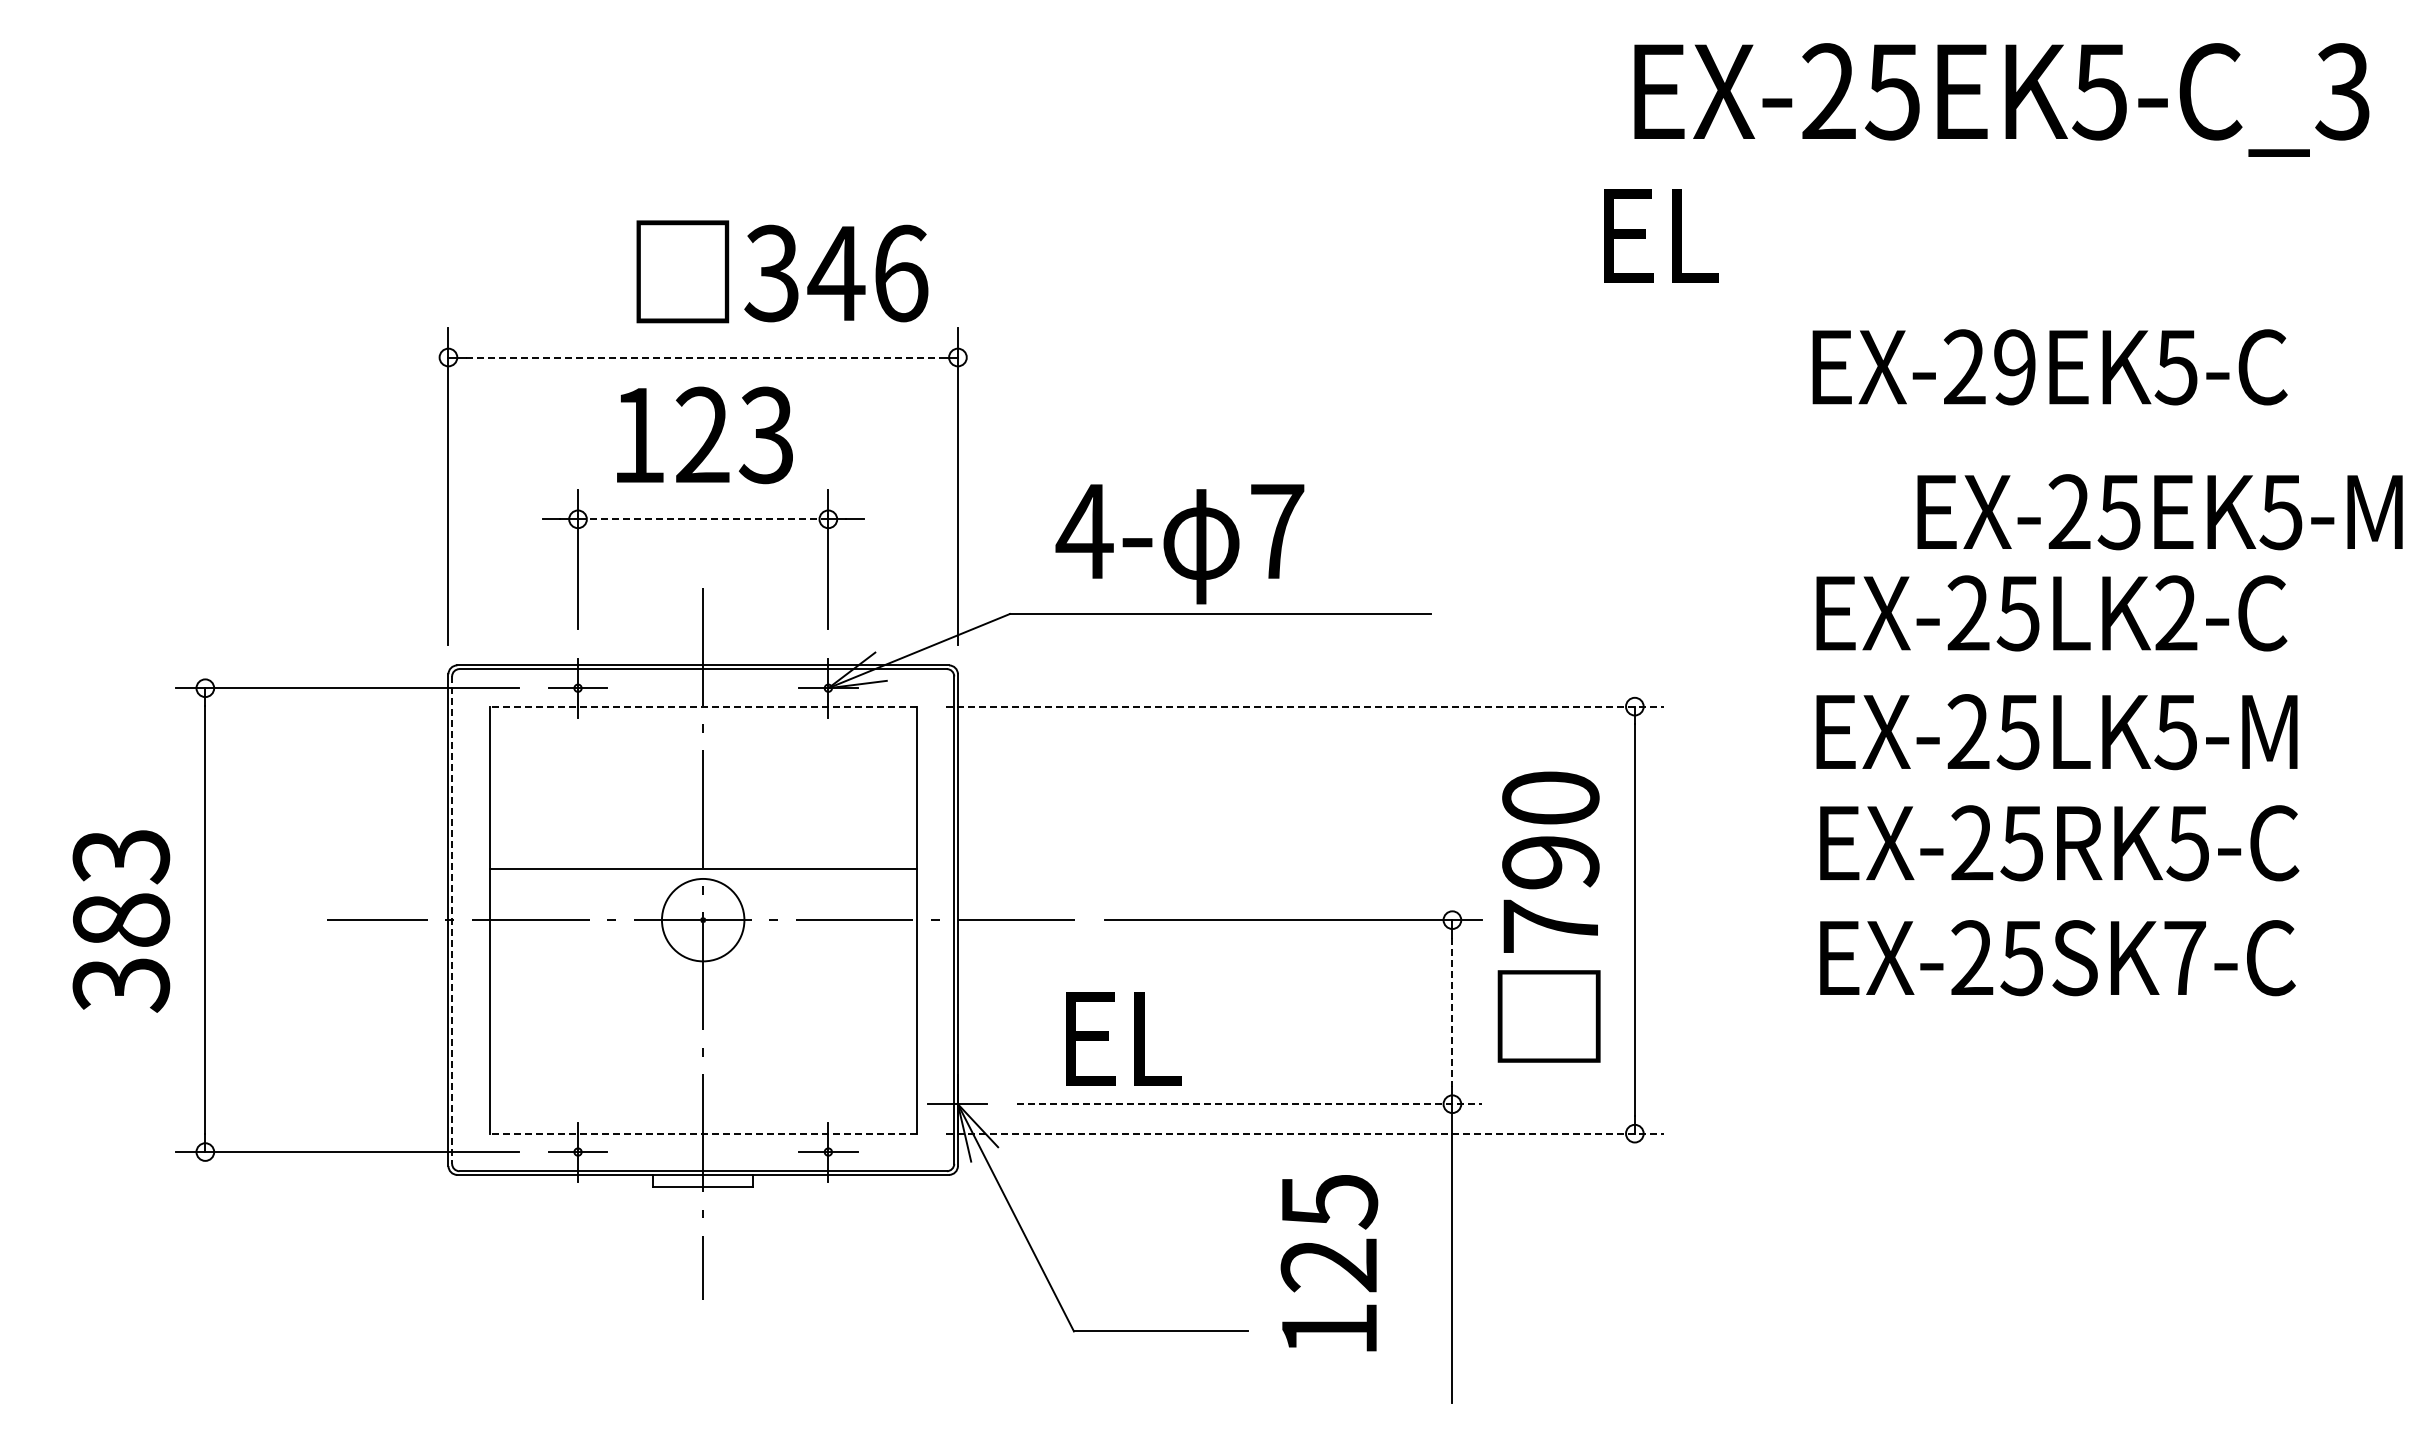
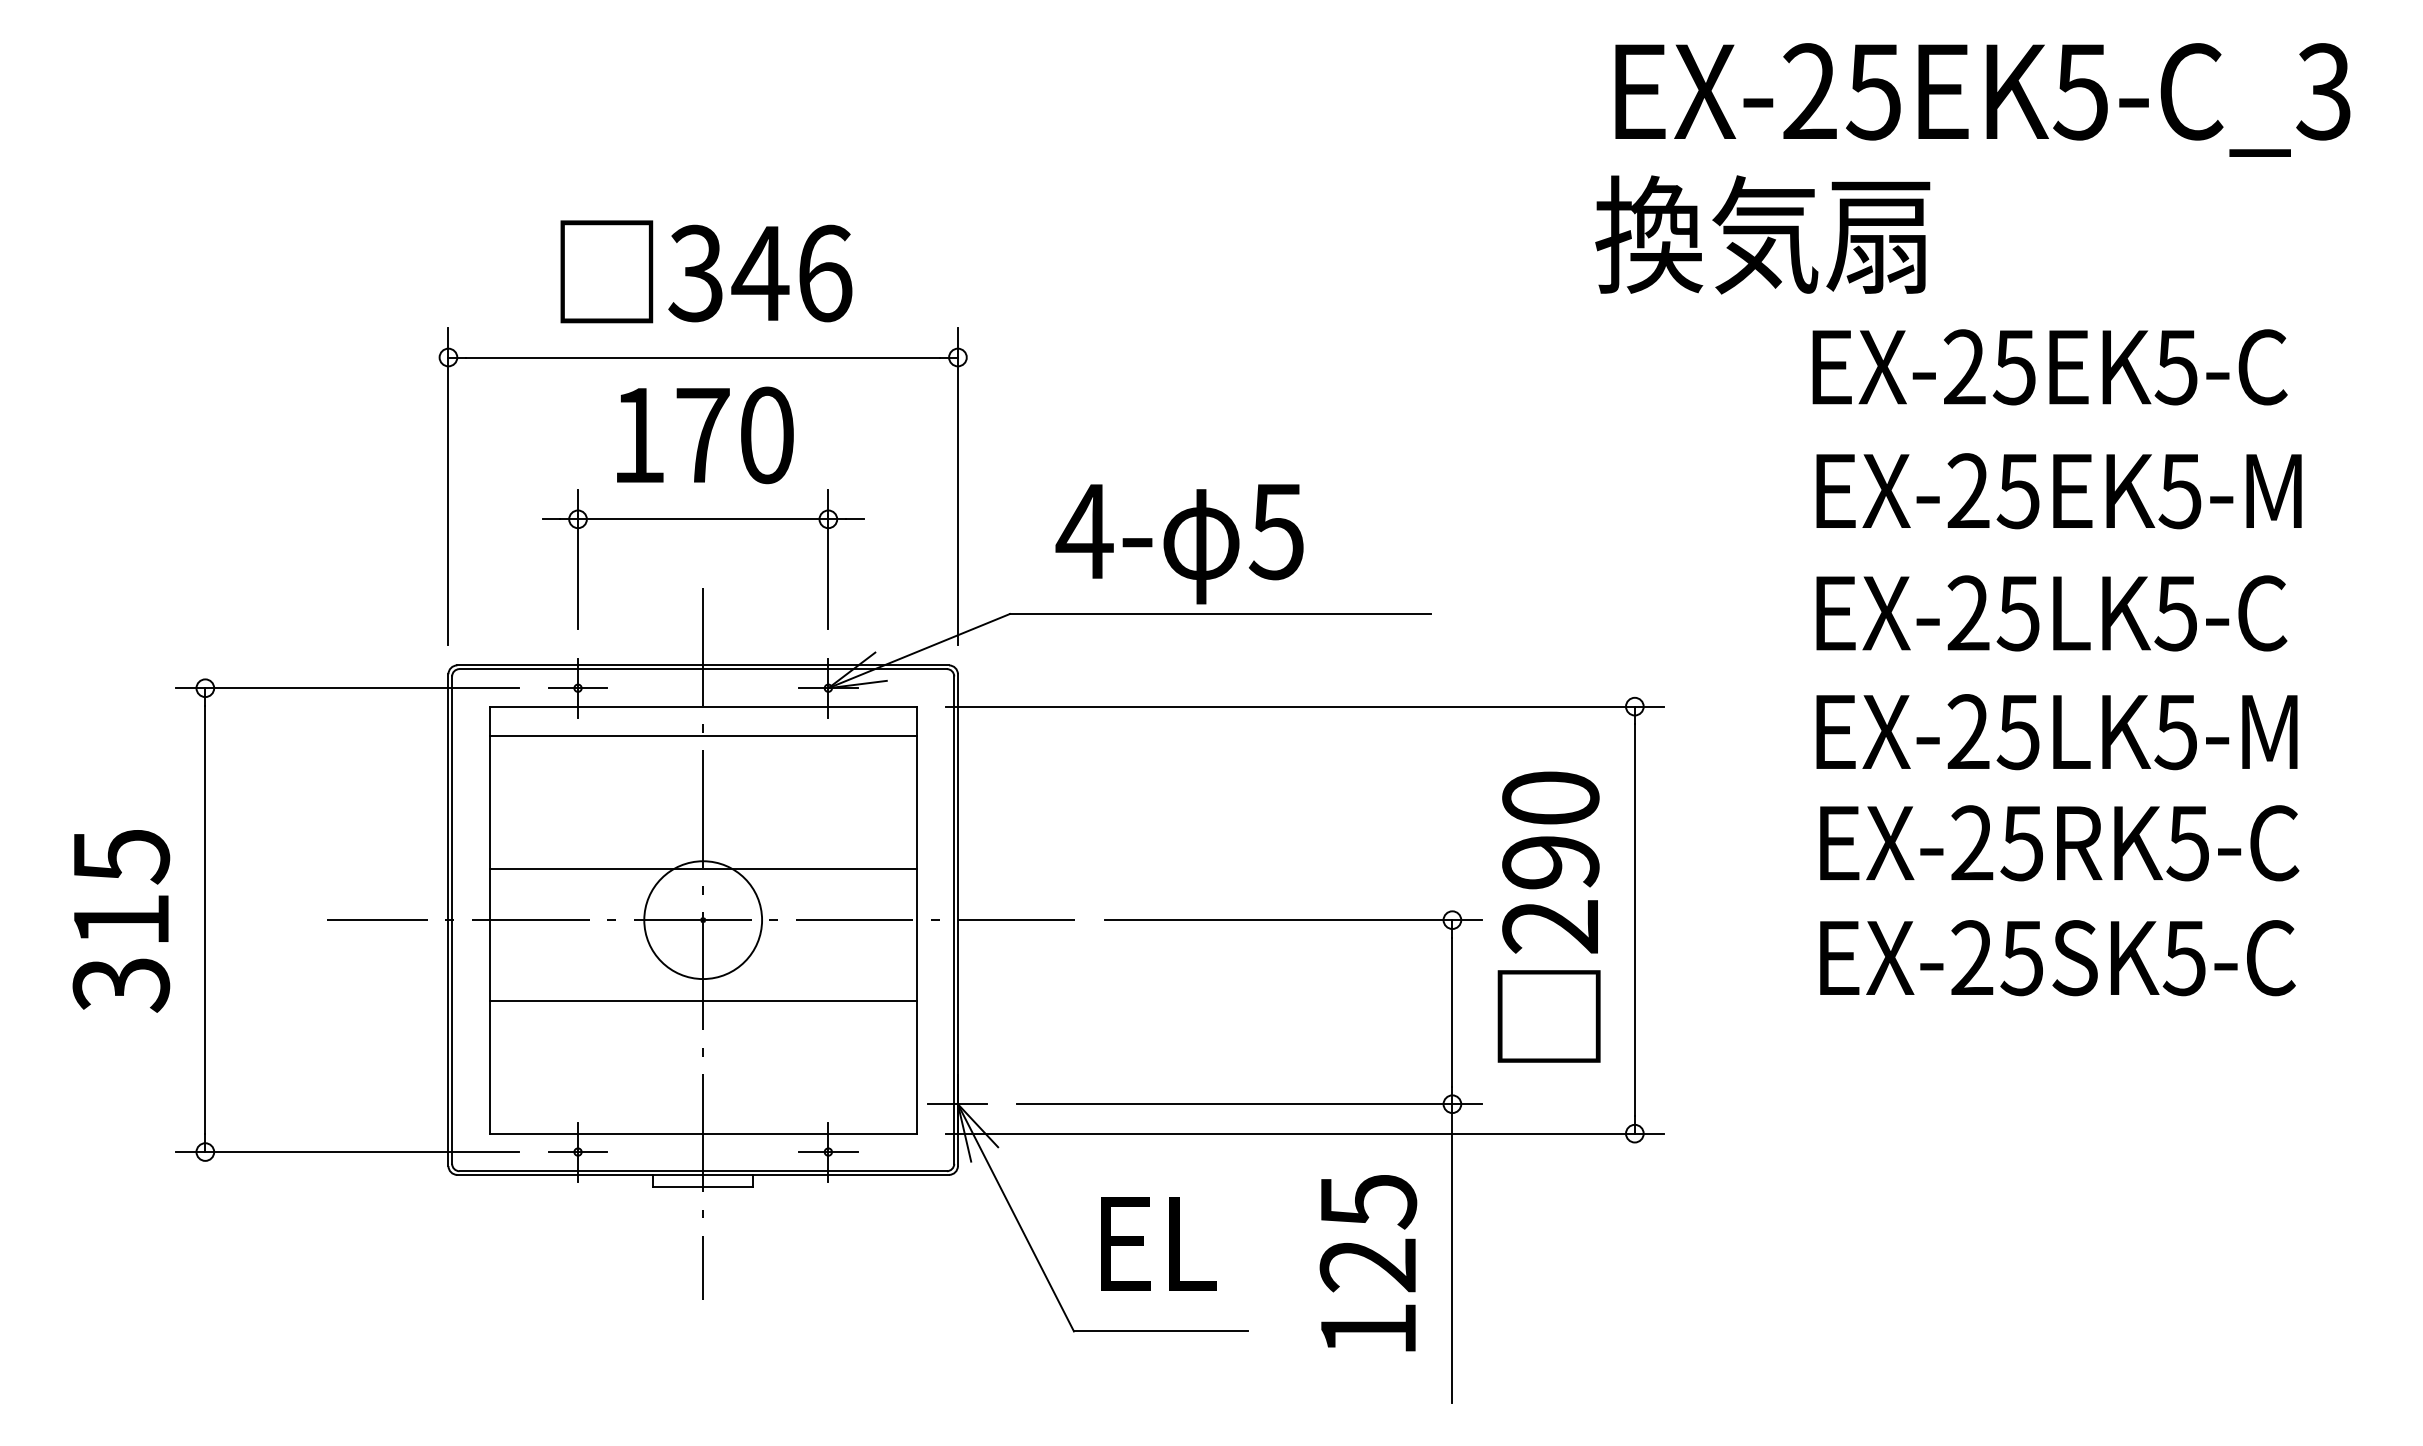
text position: (2001, 99) -> (1982, 99) (1982, 99)
text: EL -> 換気扇 (1762, 234)
text position: (782, 271) -> (706, 271) (706, 271)
line: dashed -> solid (703, 357)
text: EX-29EK5-C -> EX-25EK5-C (2013, 367)
text: 123 -> 170 (734, 435)
text position: (2159, 512) -> (2058, 491) (2058, 491)
line: dashed -> solid (702, 519)
text: 7 -> 5 (1276, 532)
text: EX-25LK2-C -> EX-25LK5-C (2175, 613)
line: dashed -> solid (703, 706)
line: dashed -> solid (1305, 706)
line: none -> present (702, 736)
text: 383 -> 315 (121, 888)
circle diameter: 82 px -> 118 px (703, 920)
line: dashed -> solid (452, 920)
text: 790 -> 290 (1549, 926)
text: EX-25SK7-C -> EX-25SK5-C (2183, 958)
line: none -> present (702, 1001)
line: dashed -> solid (1452, 1012)
text position: (1123, 1038) -> (1158, 1243) (1158, 1243)
line: dashed -> solid (1249, 1104)
line: dashed -> solid (703, 1133)
line: dashed -> solid (1305, 1133)
text position: (1329, 1263) -> (1368, 1263) (1368, 1263)
